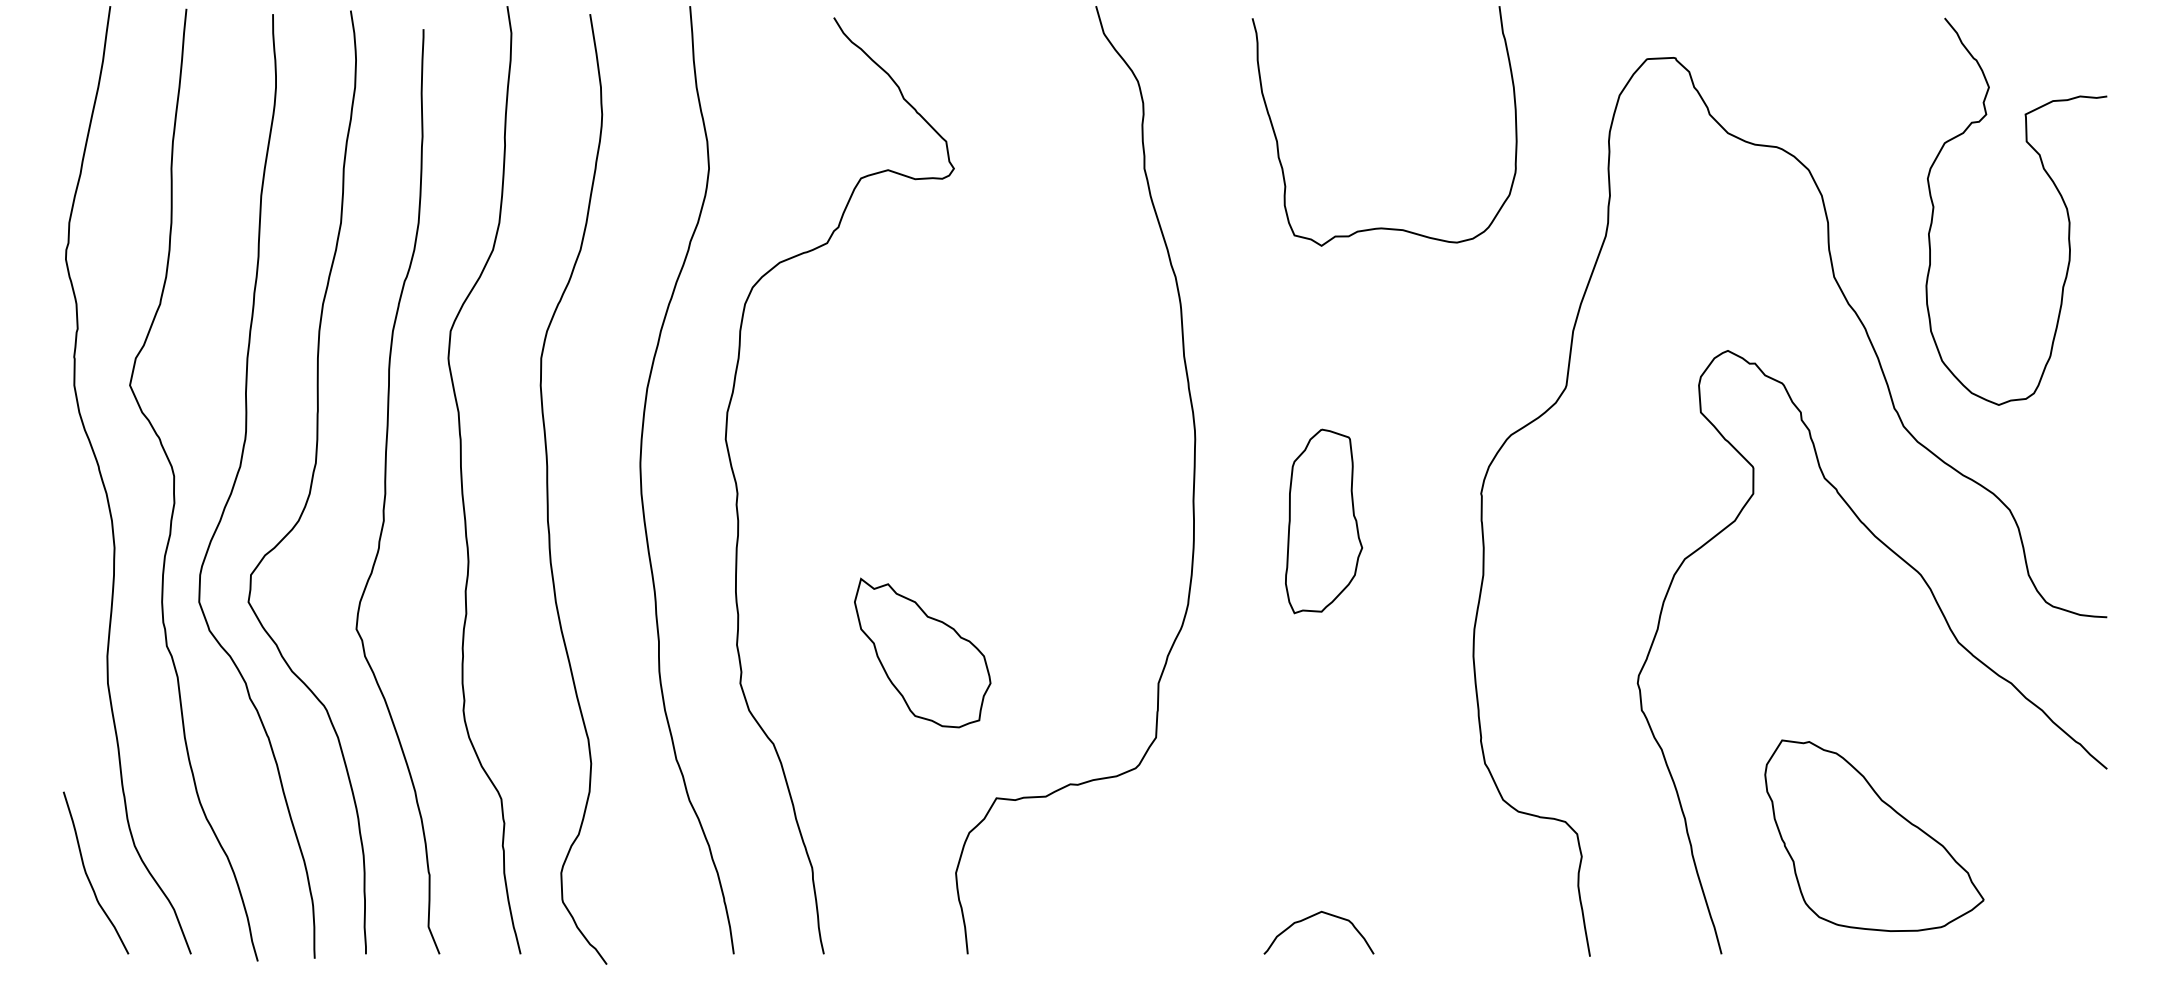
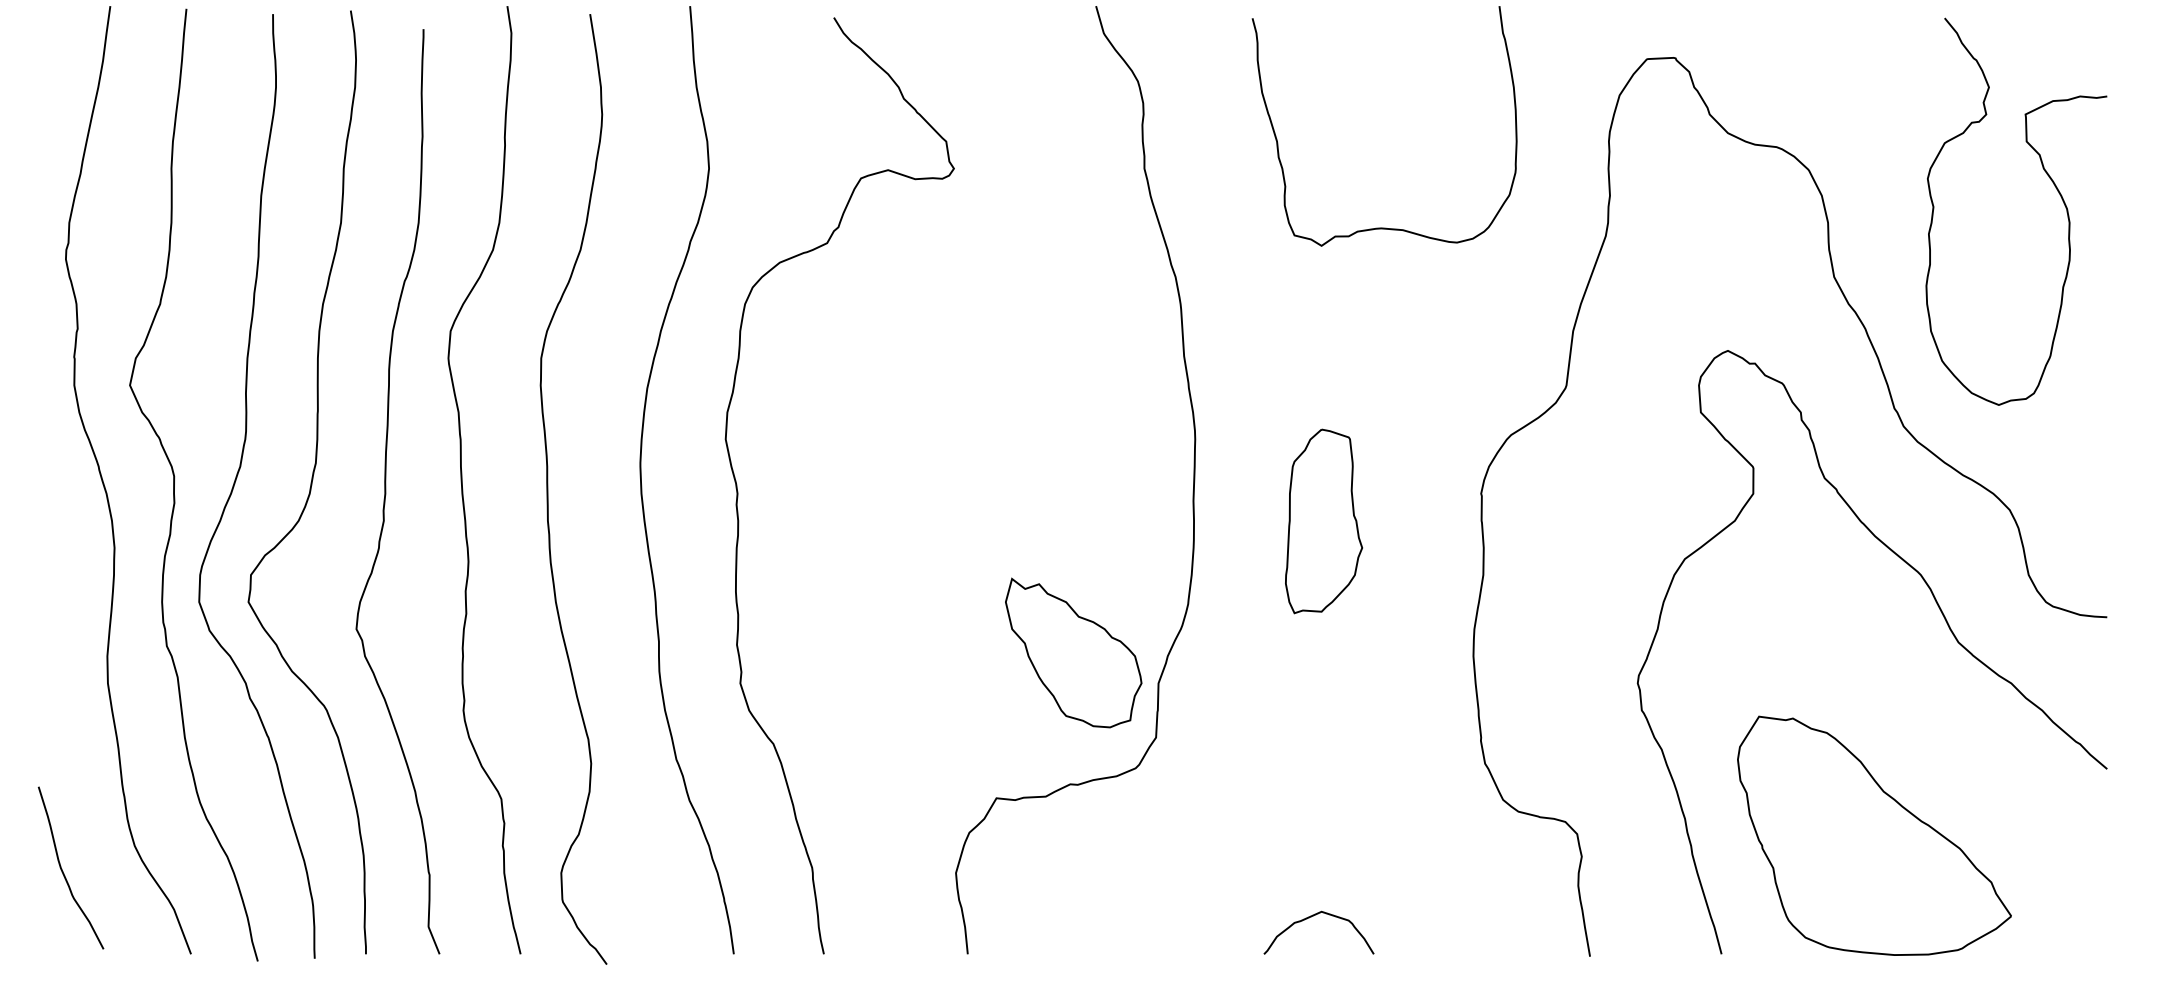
part position: (922, 652) -> (1073, 652) (1073, 652)
part size: 221x193 px -> 275x241 px (1874, 835)
curve position: (87, 873) -> (62, 868) (62, 868)
